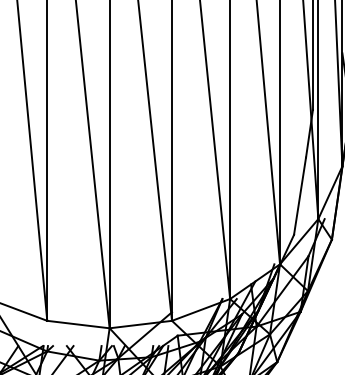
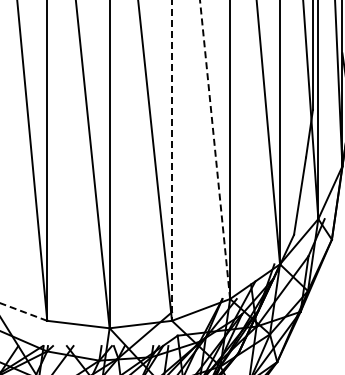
line: solid -> dashed (215, 149)
line: solid -> dashed (172, 161)
line: solid -> dashed (23, 311)
